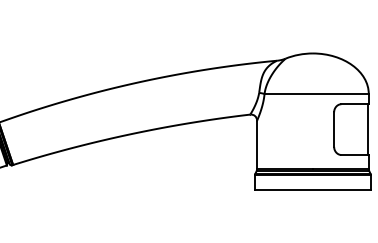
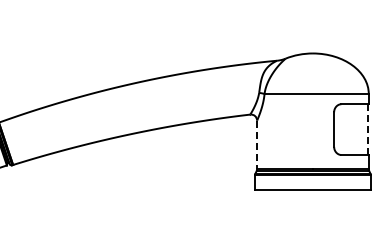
line: solid -> dashed (368, 129)
line: solid -> dashed (257, 145)
